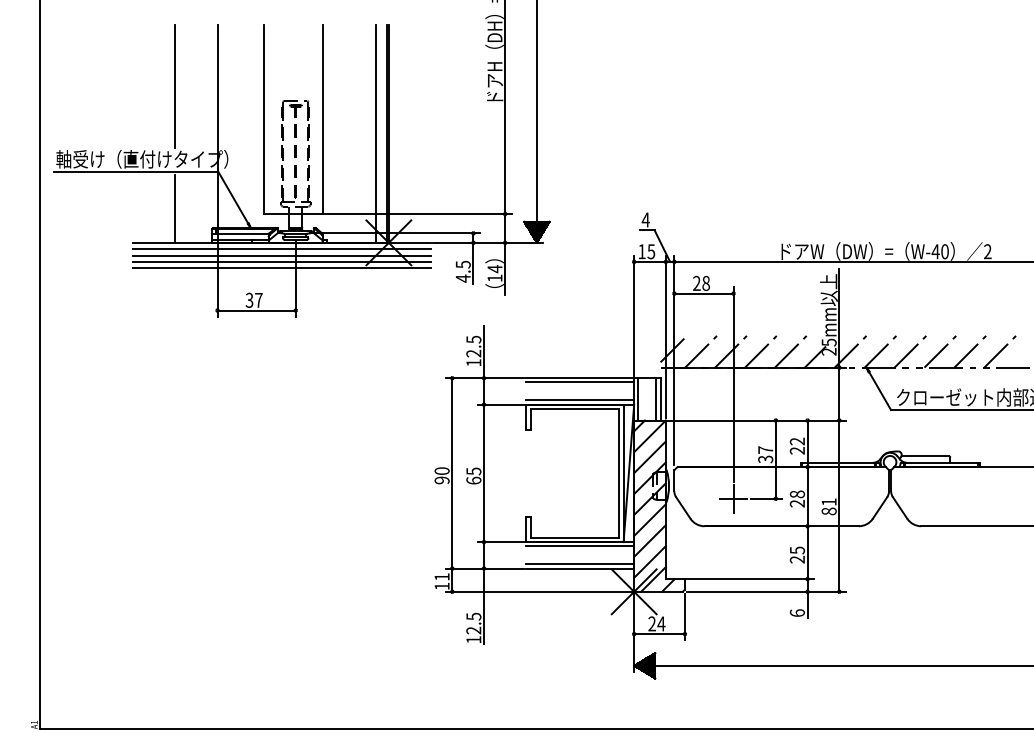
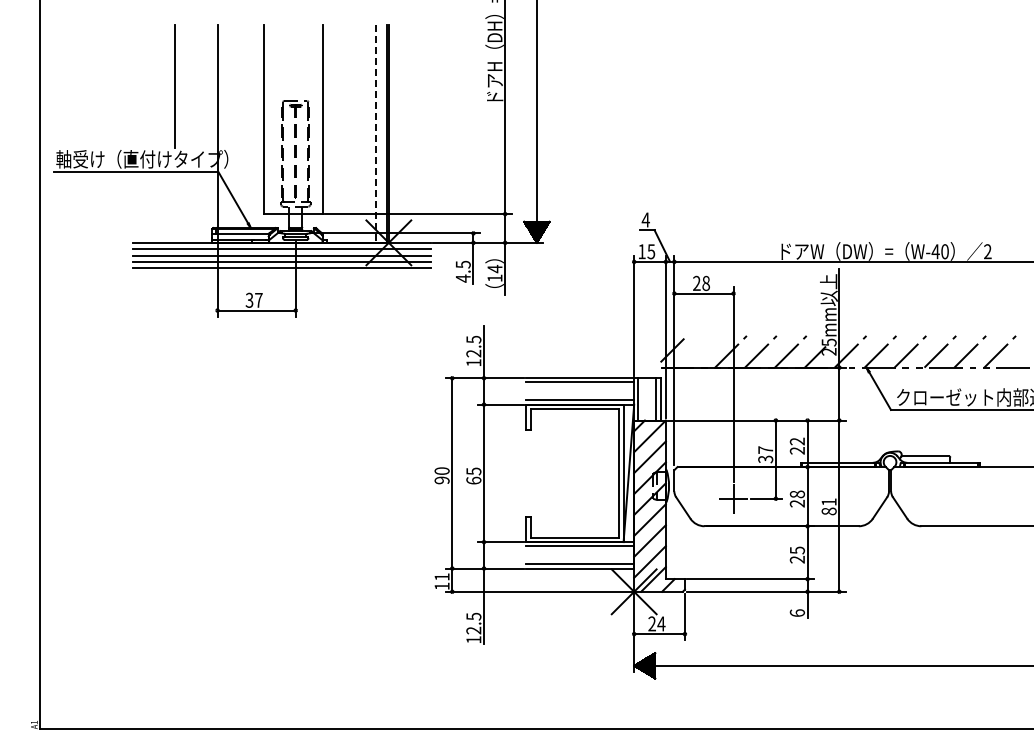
line: solid -> dashed (376, 134)
line: present -> none (175, 208)
line: present -> none (700, 351)
